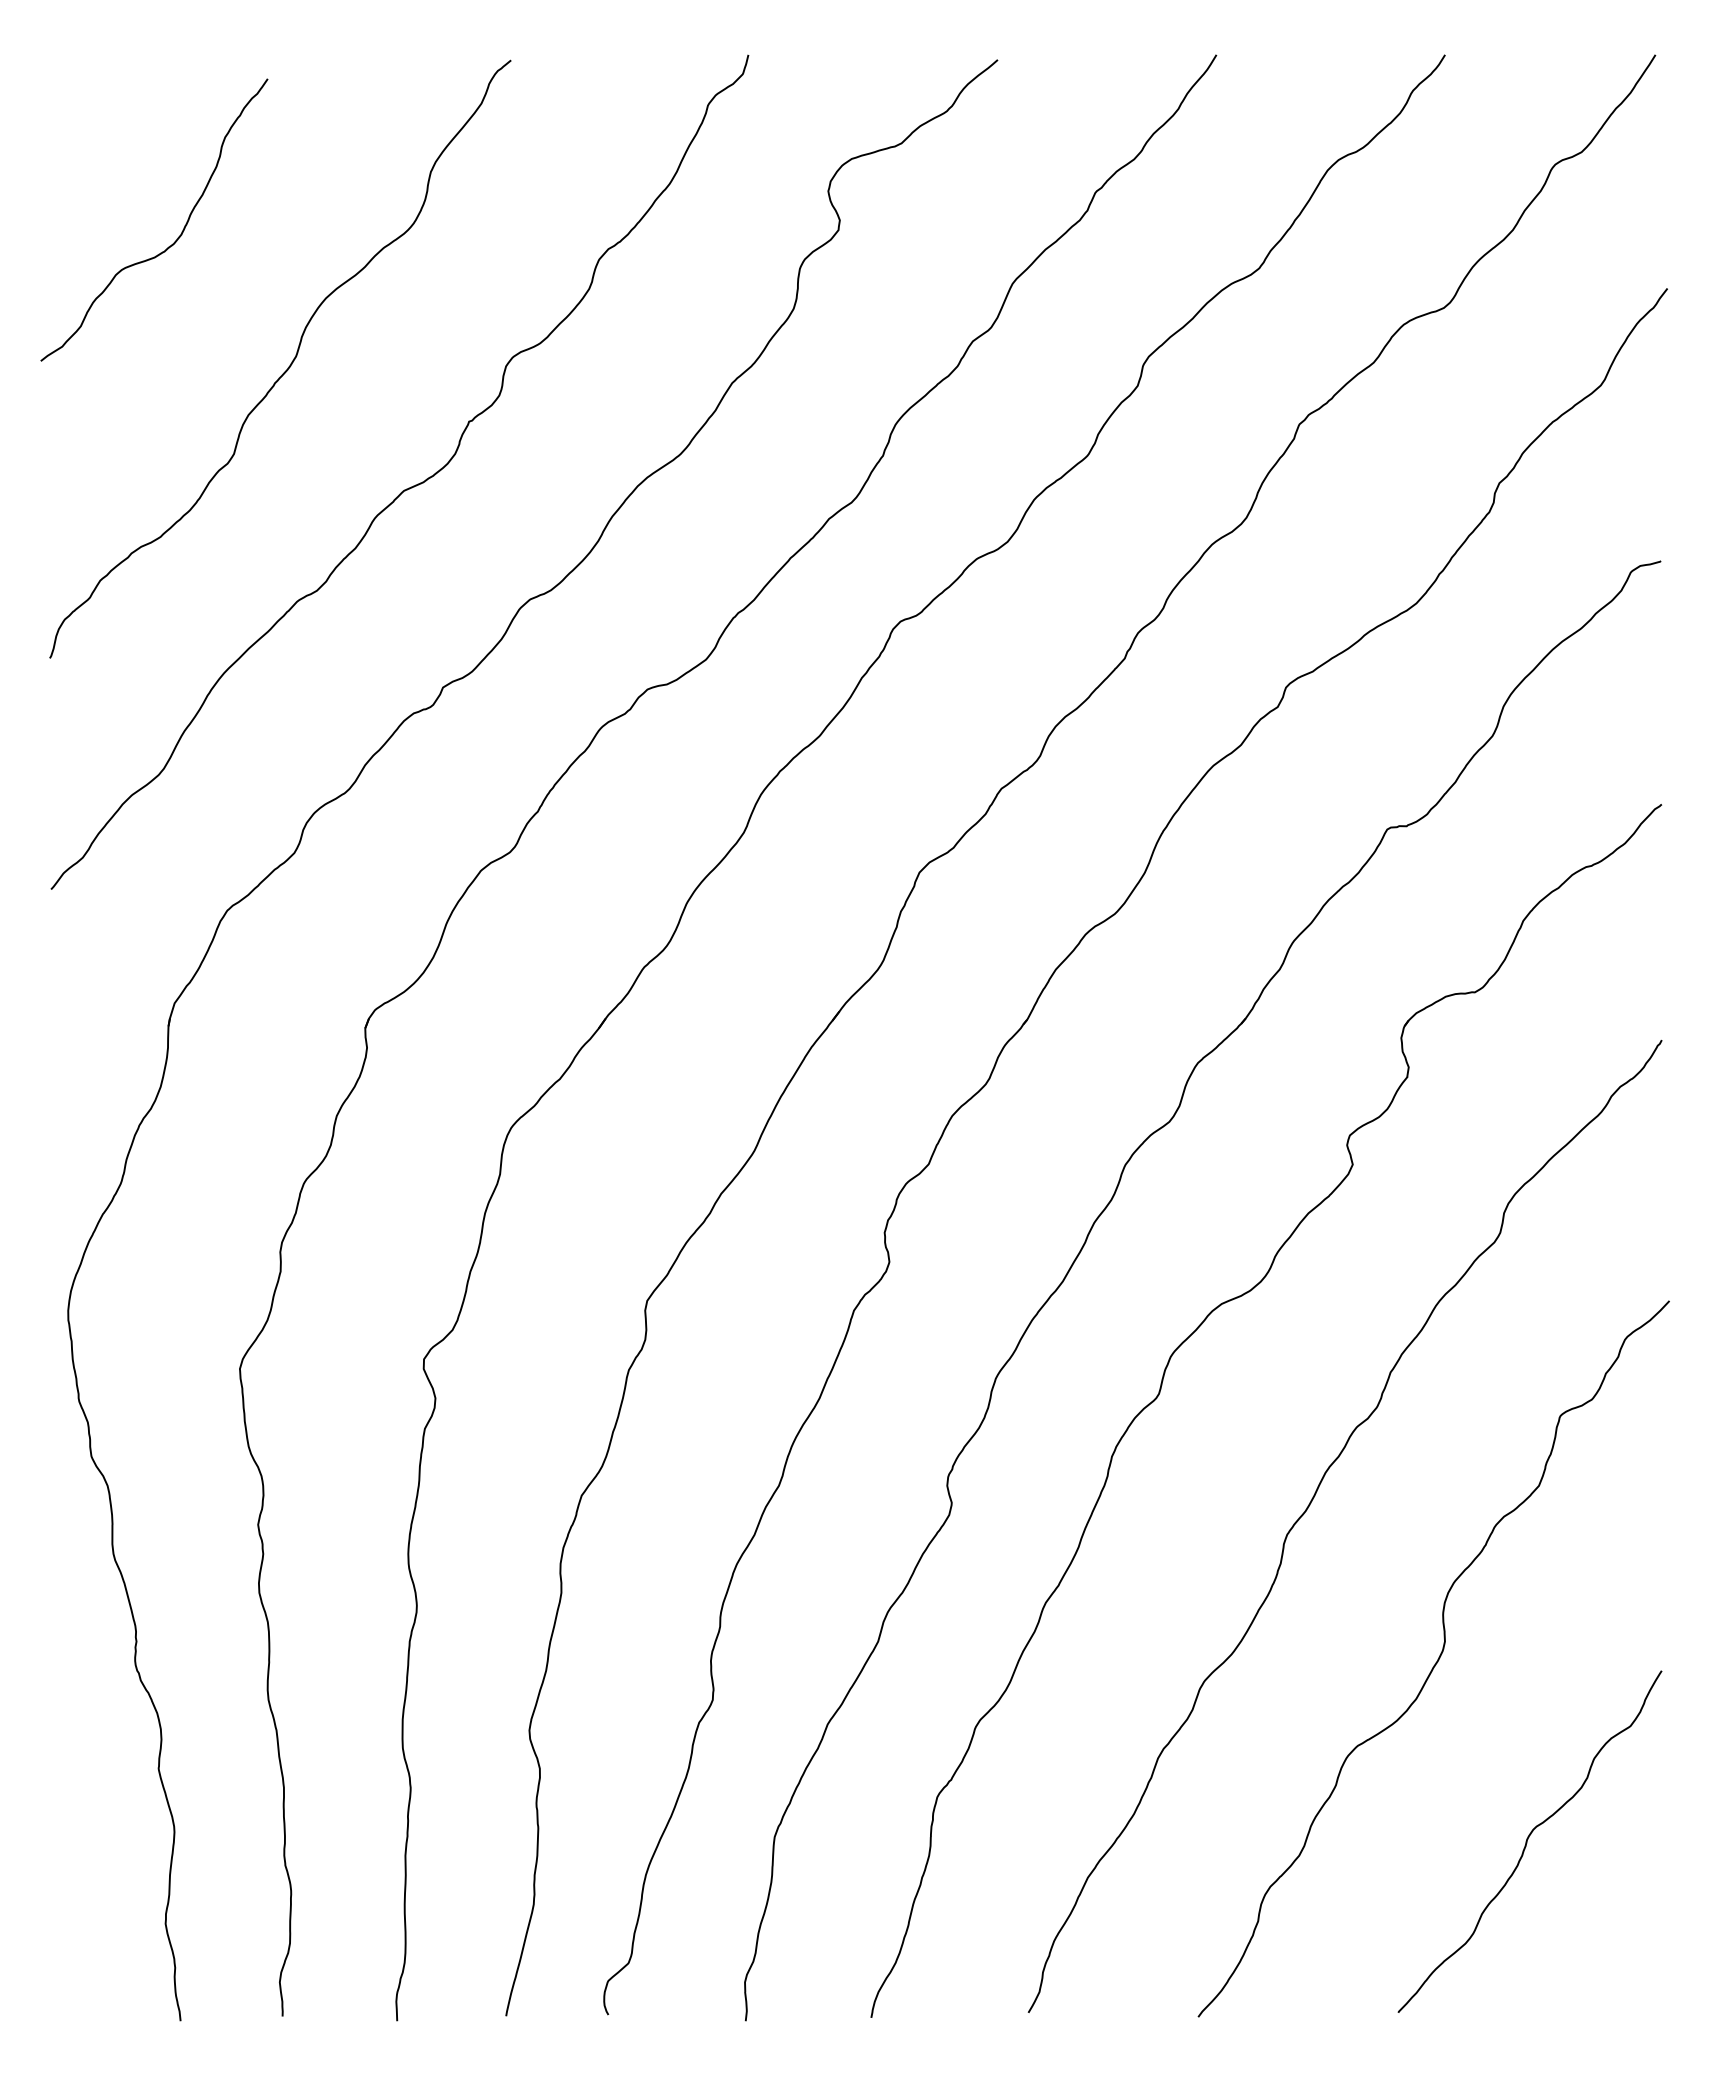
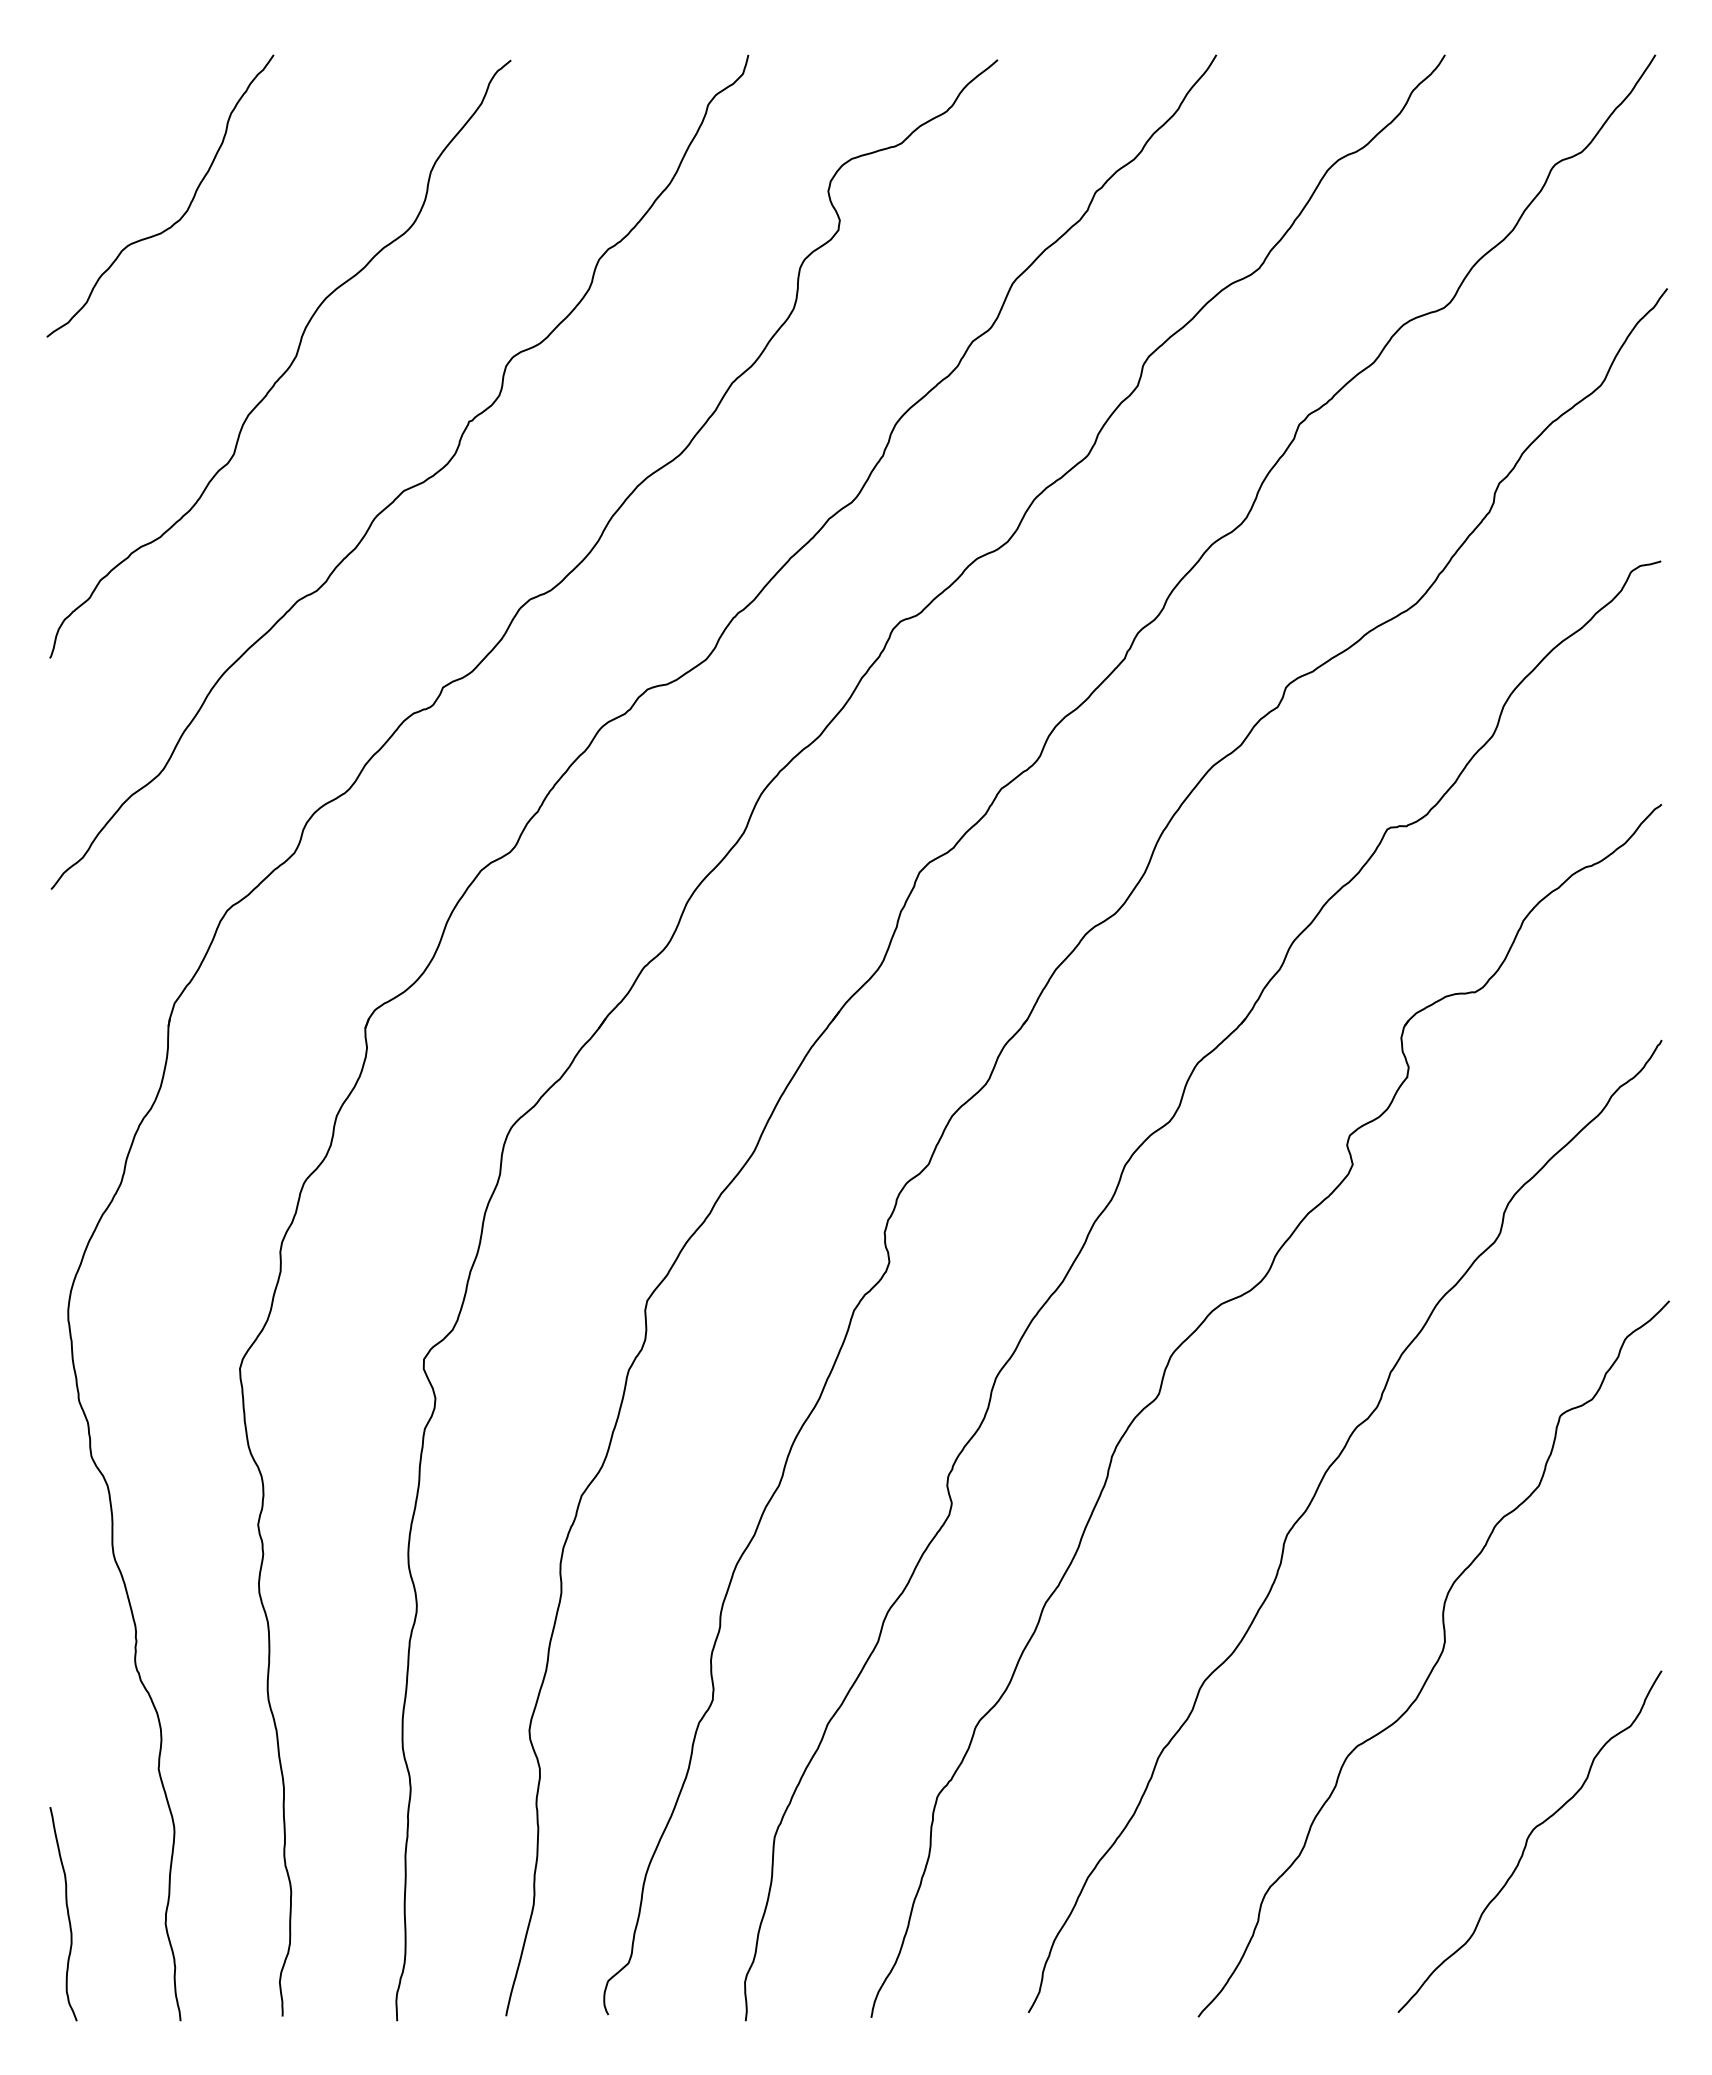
curve position: (177, 237) -> (183, 213) (183, 213)
curve: none -> present (67, 1914)
